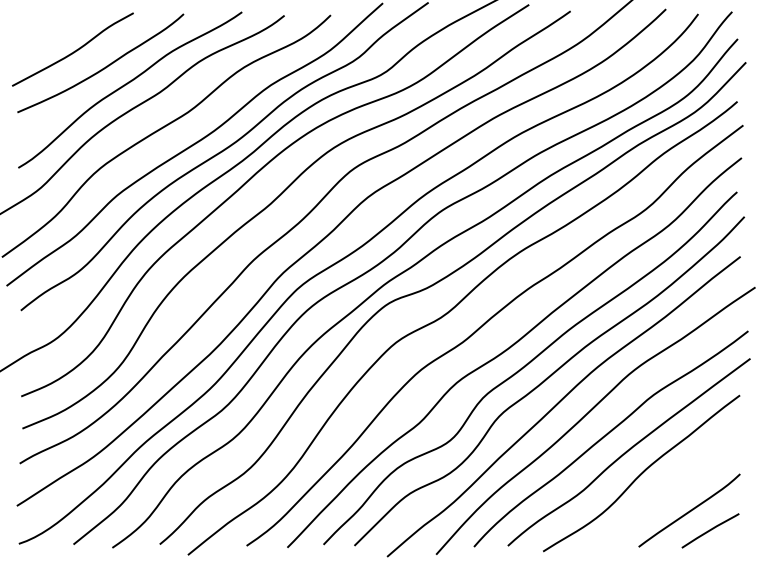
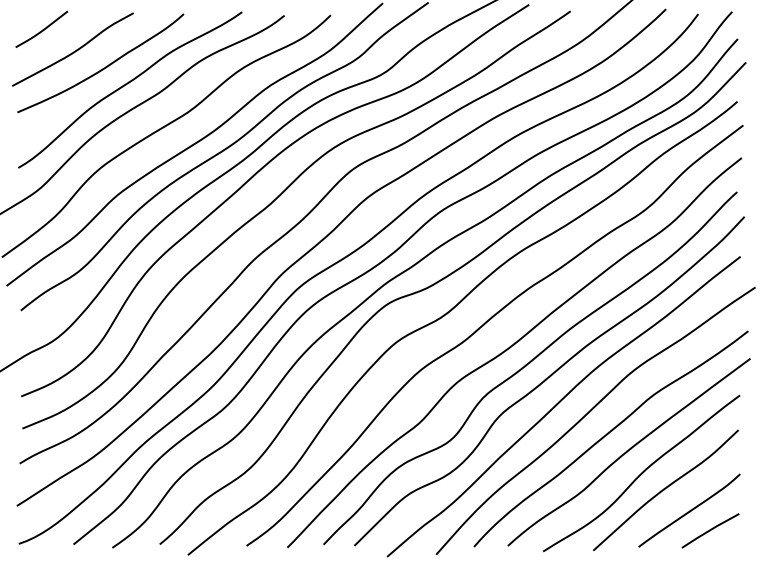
curve: none -> present (42, 29)
curve: none -> present (665, 489)
